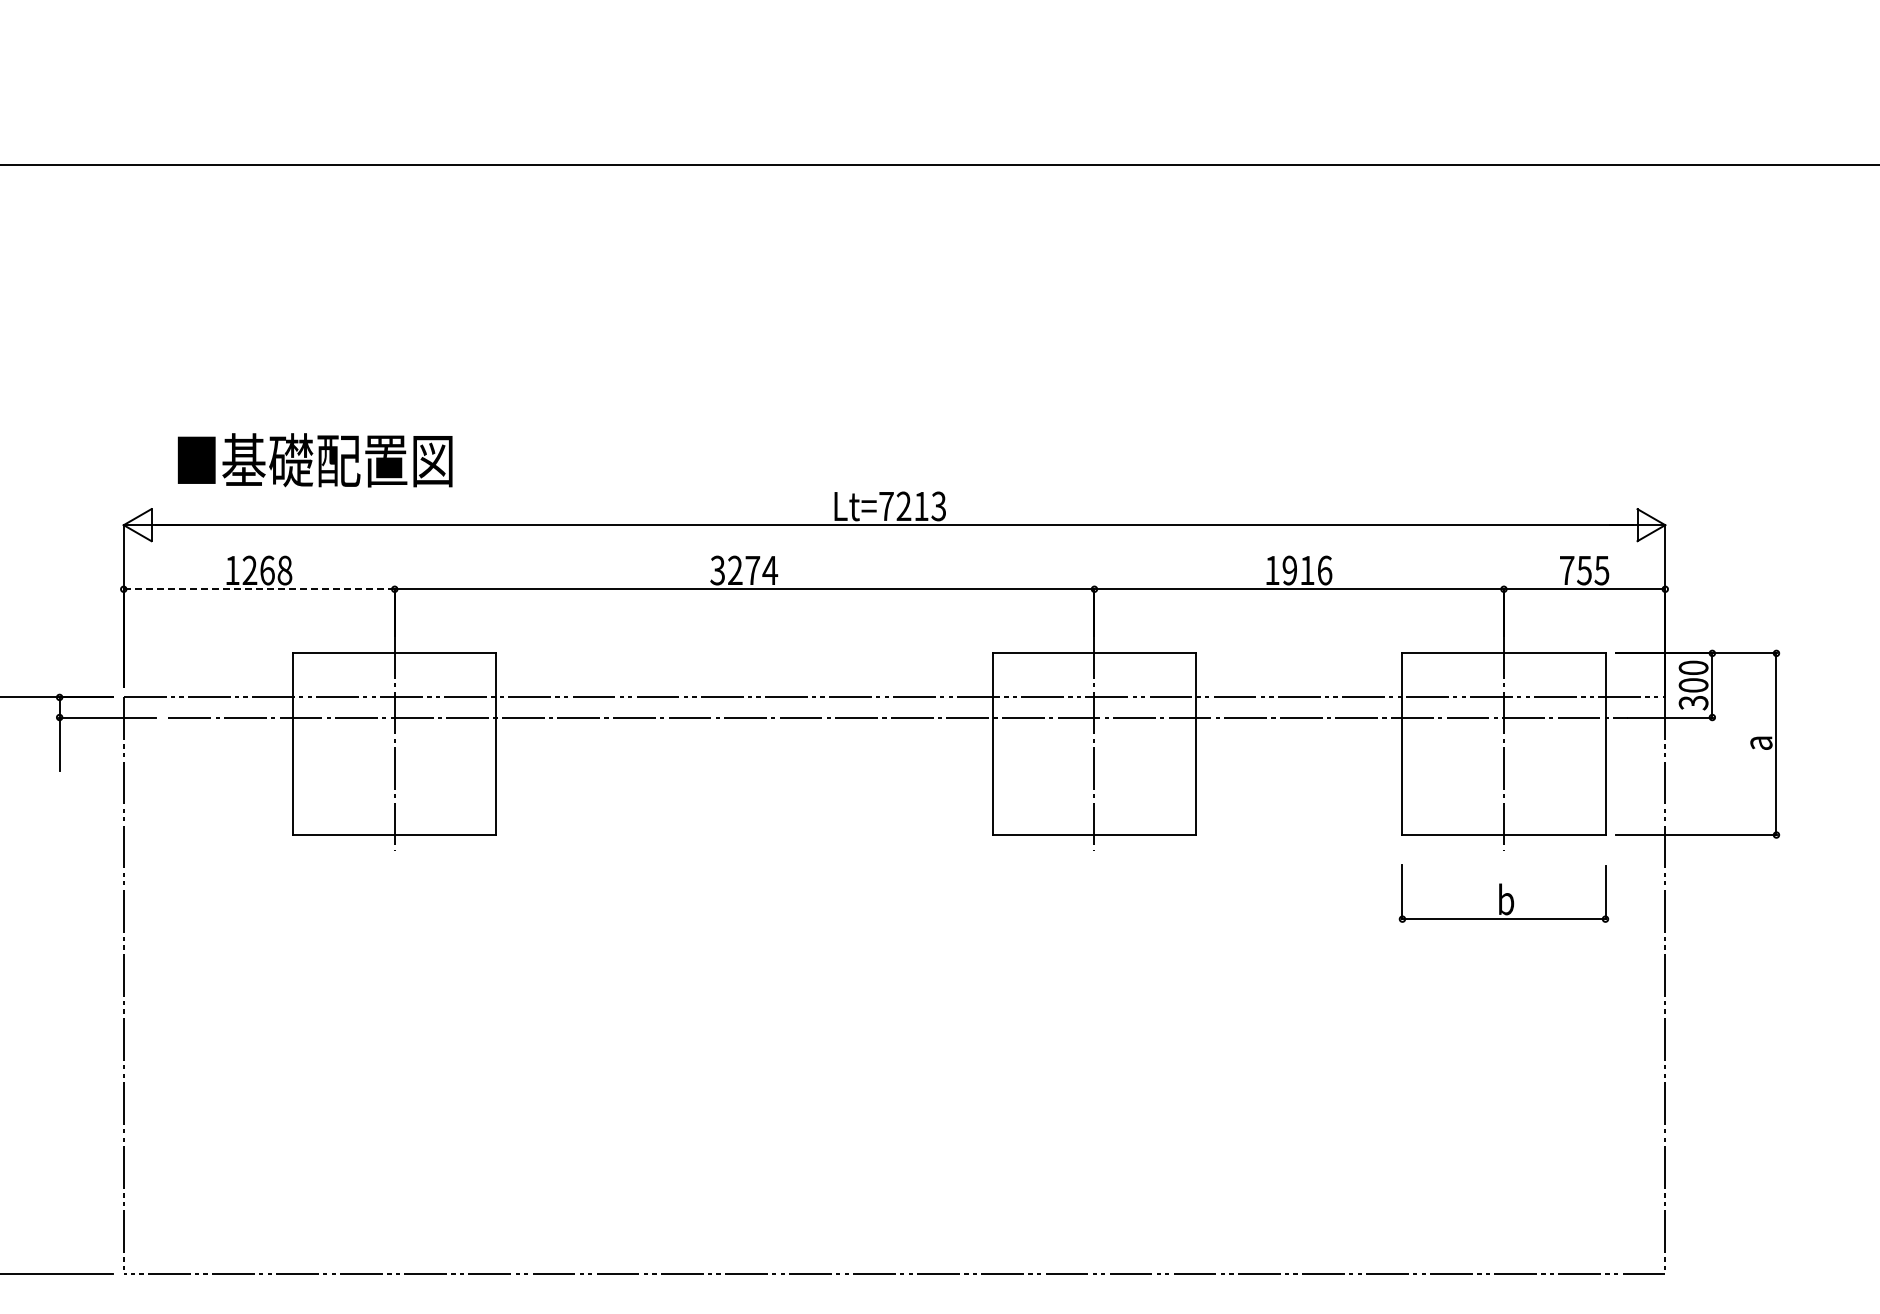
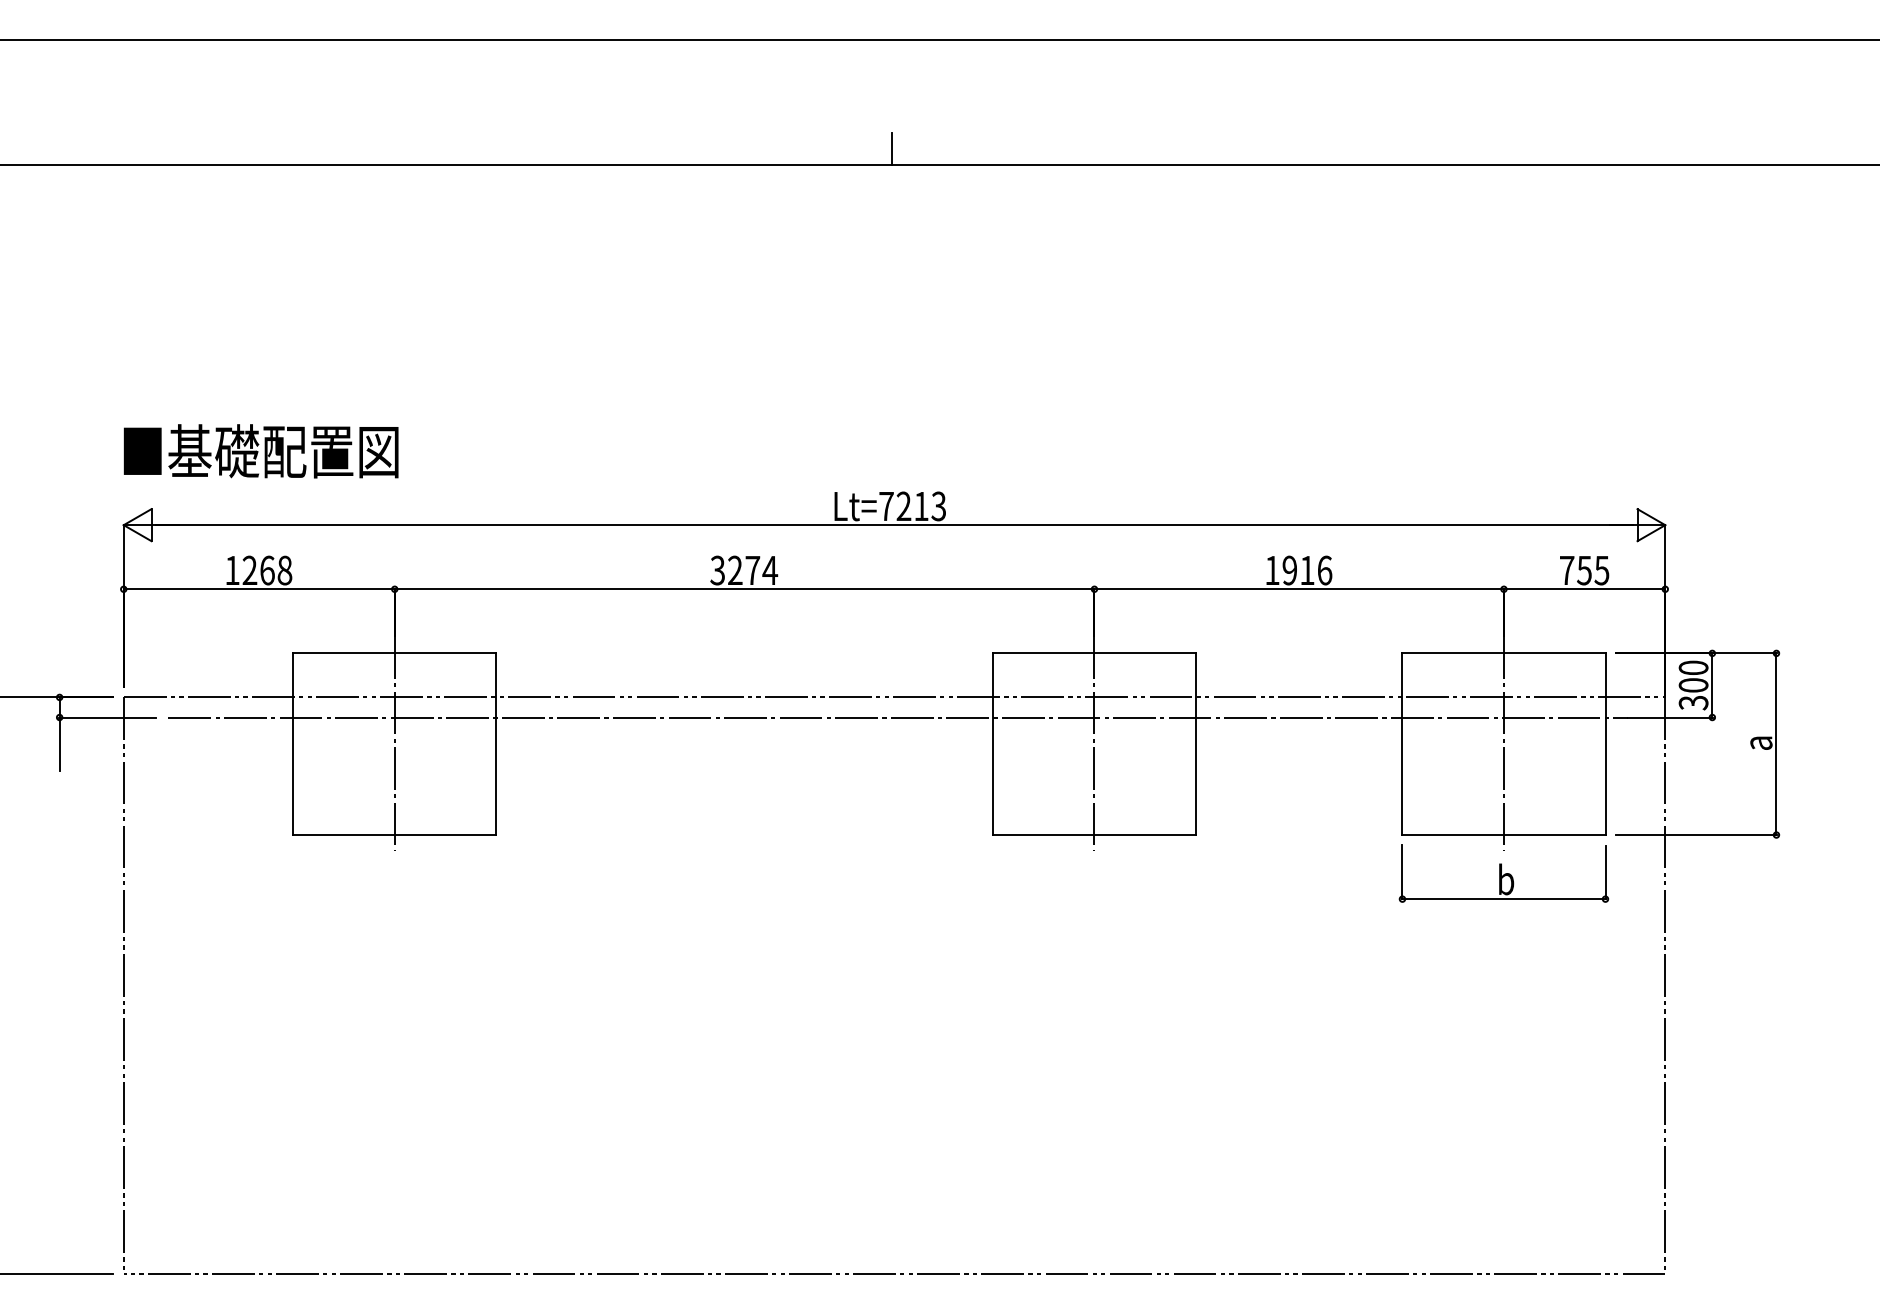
line: none -> present (939, 39)
line: none -> present (891, 148)
text position: (314, 460) -> (260, 451) (260, 451)
line: dashed -> solid (258, 589)
part position: (1503, 893) -> (1503, 873) (1503, 873)
